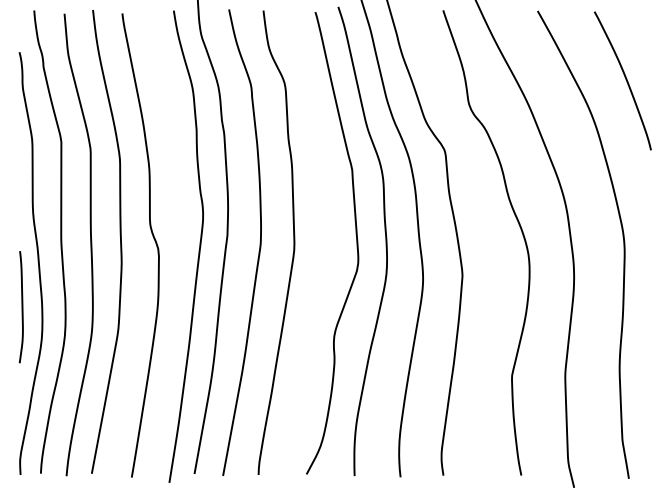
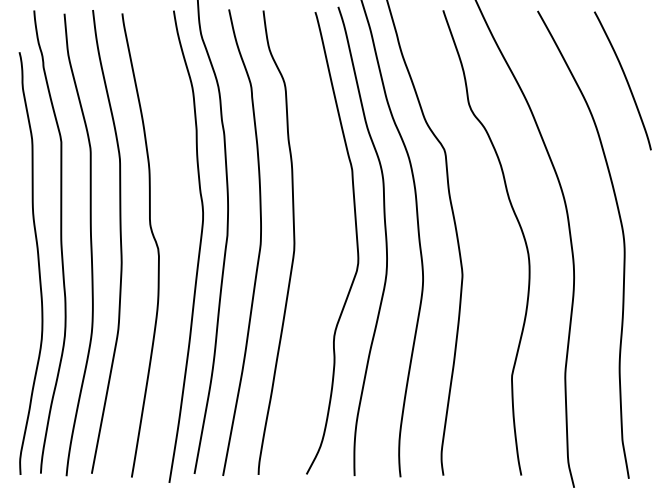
curve: present -> none (21, 307)
